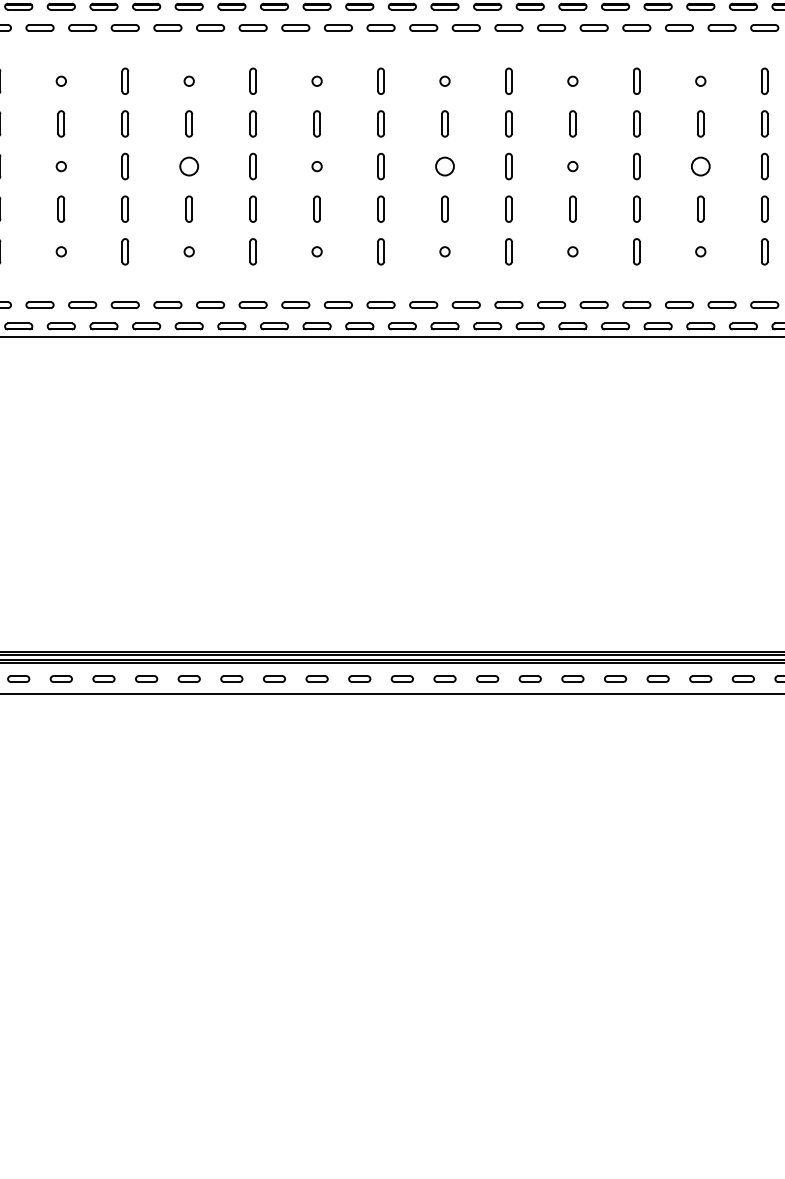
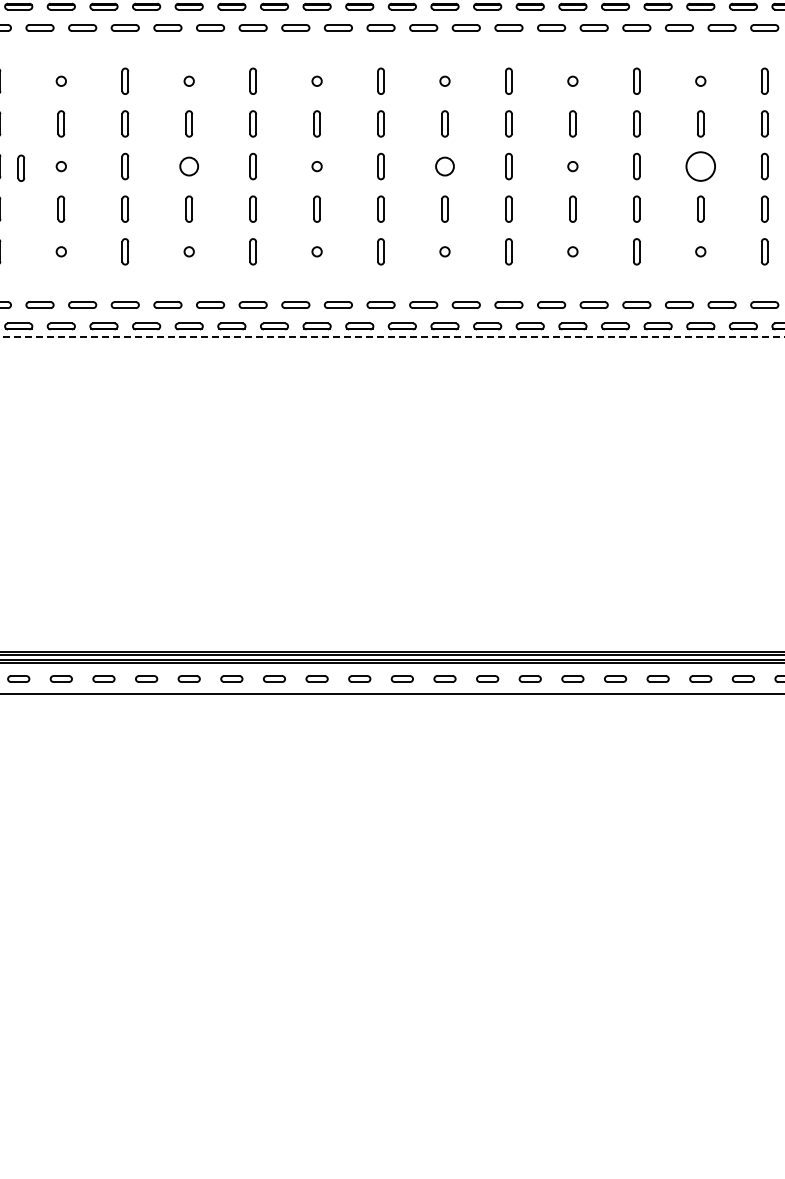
circle diameter: 18 px -> 29 px (700, 166)
part: none -> present (21, 167)
line: solid -> dashed (392, 337)
